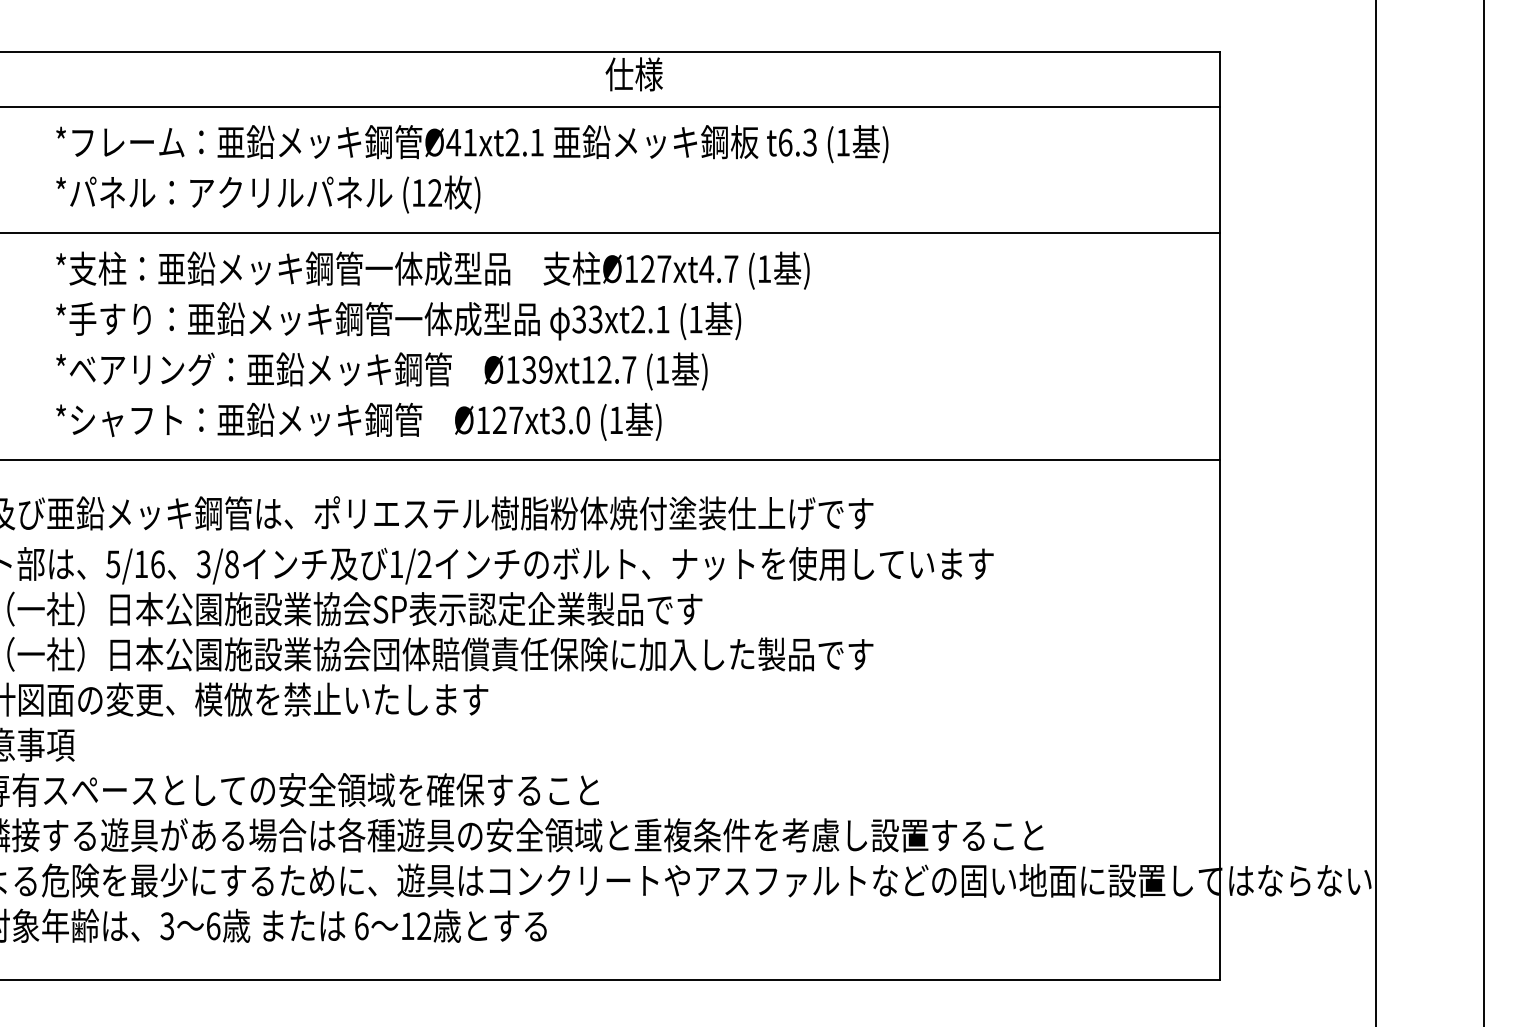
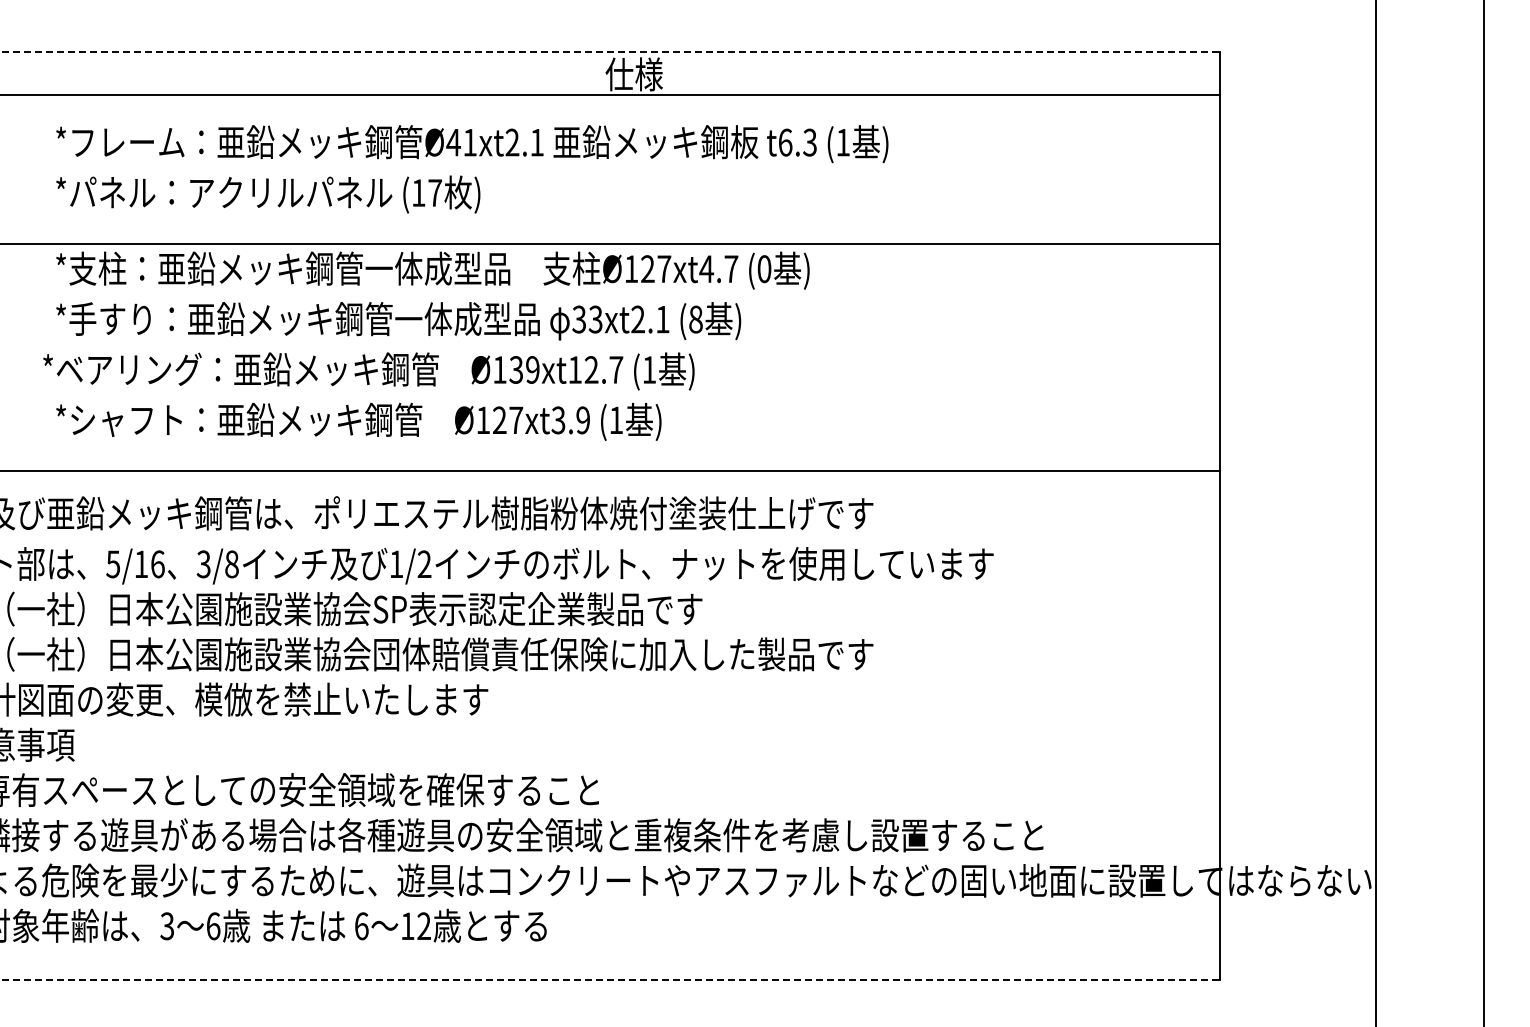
line: solid -> dashed (610, 52)
line position: (611, 106) -> (611, 94) (611, 94)
text: (12 -> (17 (435, 192)
line position: (611, 233) -> (611, 244) (611, 244)
text: (1 -> (0 (764, 269)
text: (1 -> (8 (695, 319)
text position: (381, 371) -> (368, 371) (368, 371)
text: Ø127xt3.0 -> Ø127xt3.9 (583, 420)
line position: (611, 460) -> (611, 471) (611, 471)
line: solid -> dashed (610, 979)
